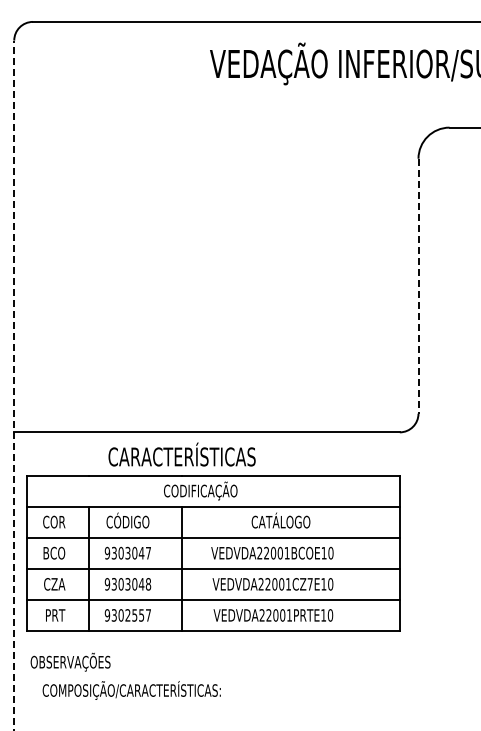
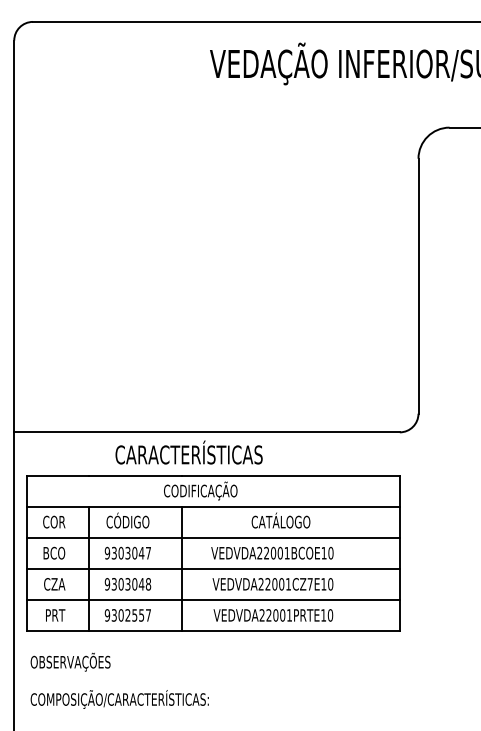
line: dashed -> solid (418, 286)
line: dashed -> solid (14, 385)
text position: (181, 454) -> (188, 452) (188, 452)
text position: (131, 690) -> (119, 699) (119, 699)
